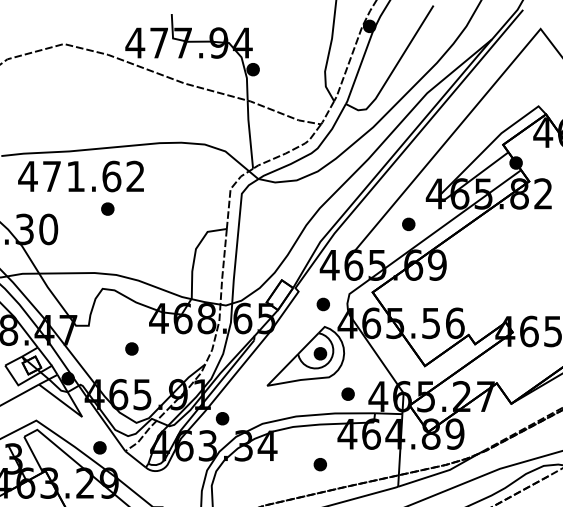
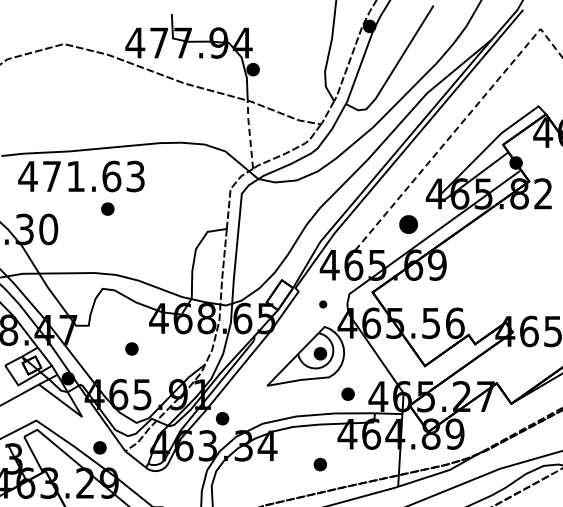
line: solid -> dashed (456, 129)
line: solid -> dashed (249, 134)
text: 471.62 -> 471.63 (135, 176)
part size: 14x14 px -> 19x19 px (408, 224)
part size: 14x15 px -> 9x9 px (323, 304)
